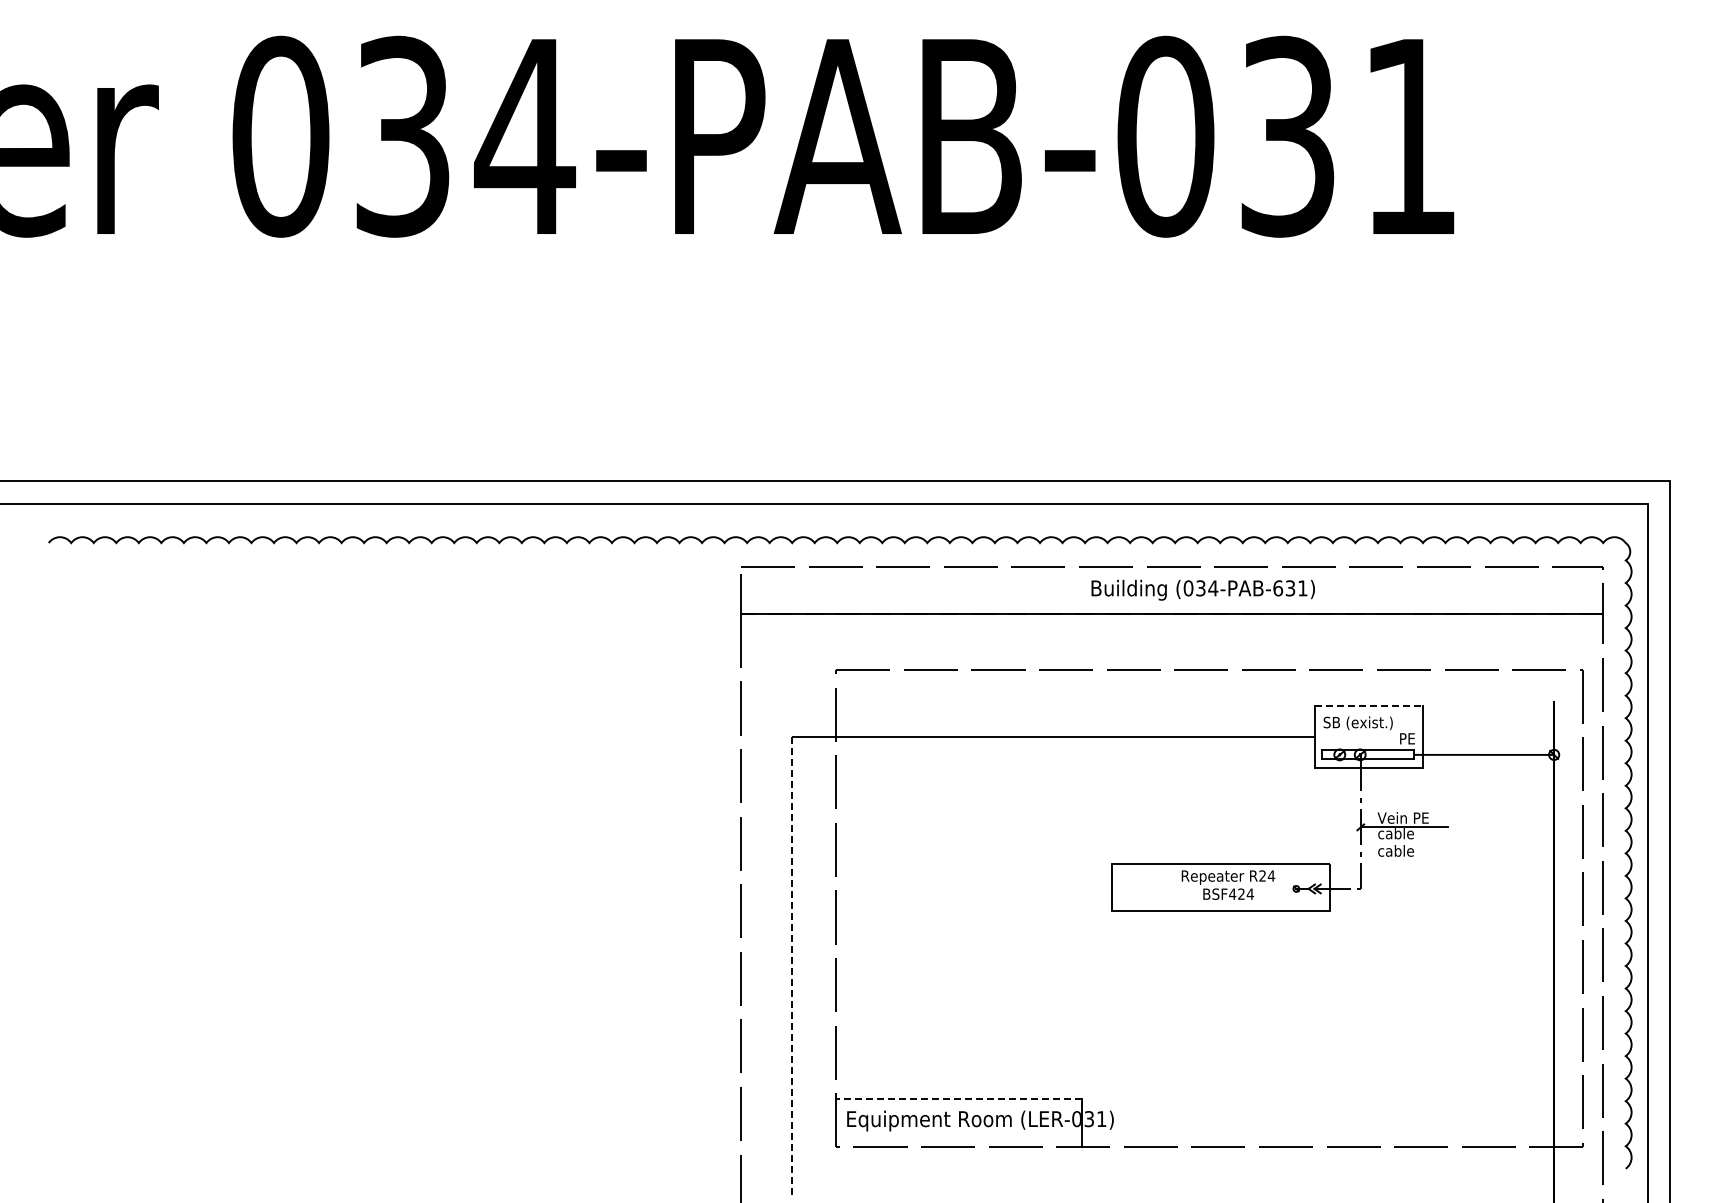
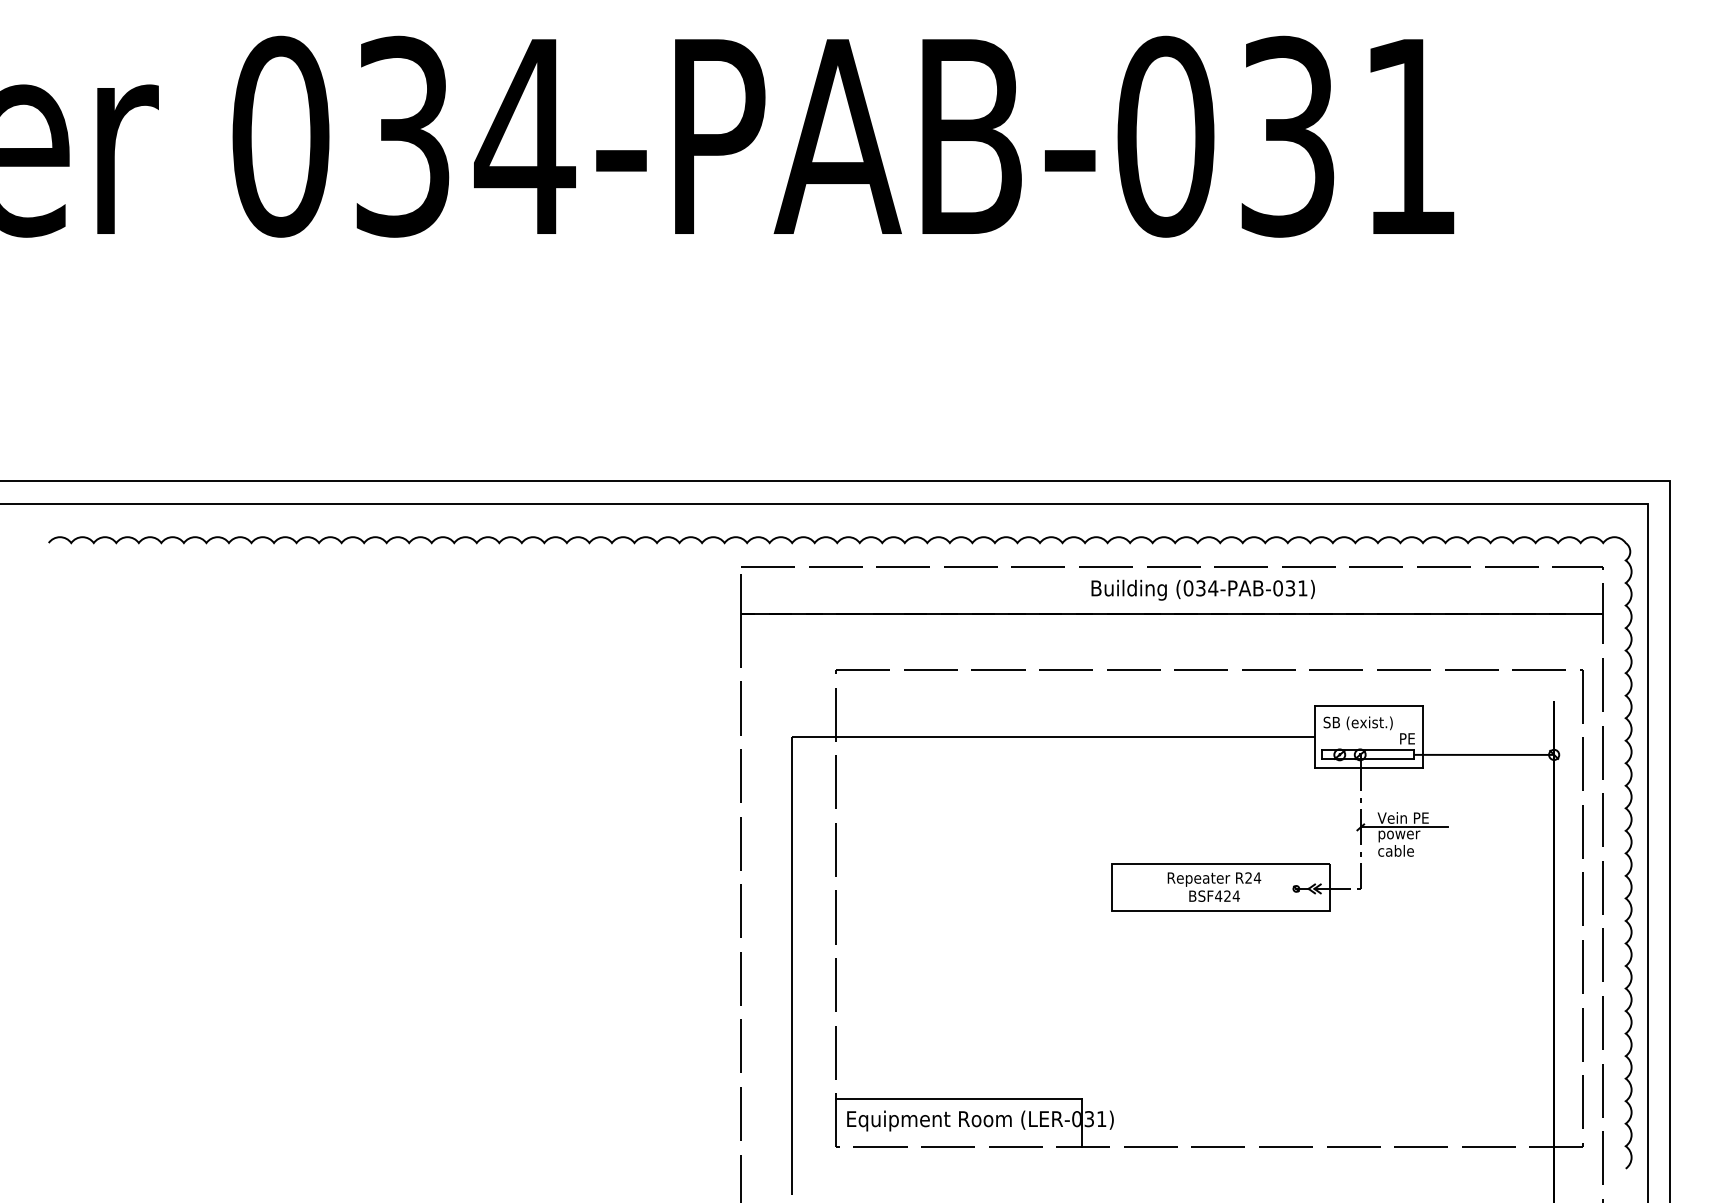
text: (034-PAB-631) -> (034-PAB-031) (1278, 588)
line: dashed -> solid (1369, 706)
text: cable -> power (1399, 835)
text position: (1228, 884) -> (1214, 886) (1214, 886)
line: dashed -> solid (792, 965)
line: dashed -> solid (959, 1098)
